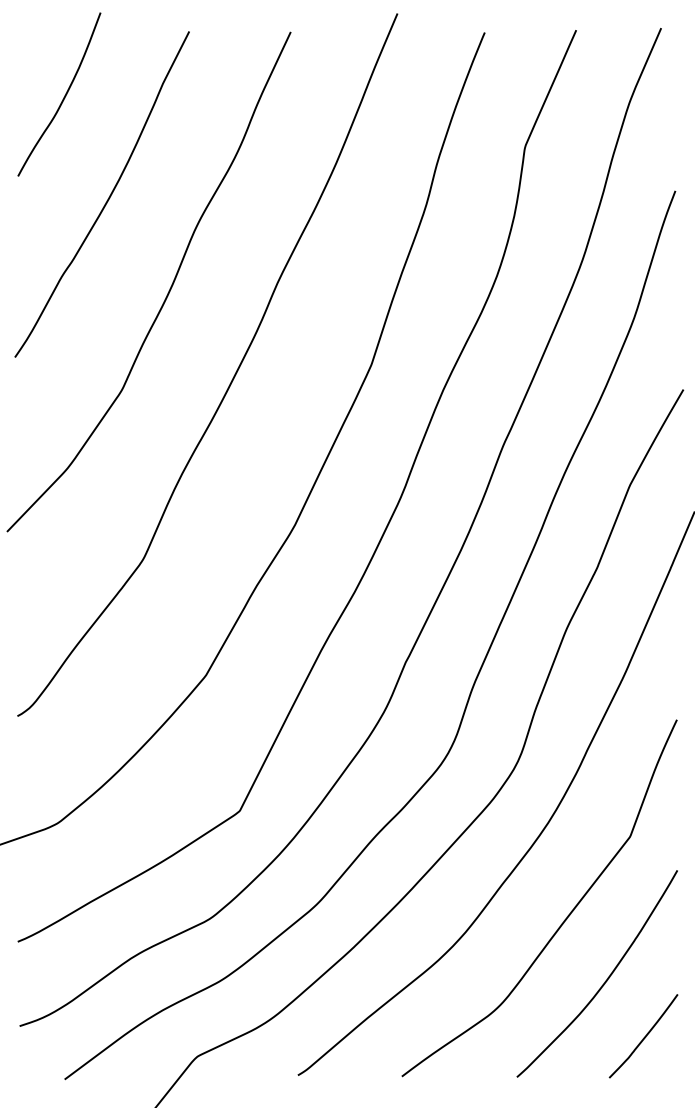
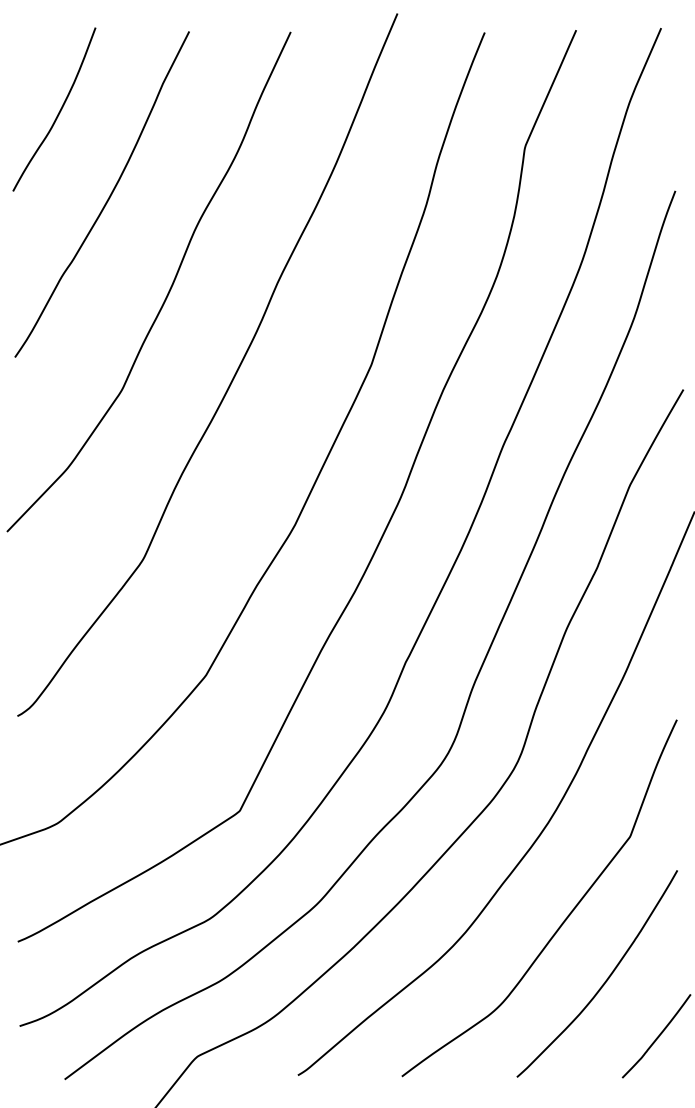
curve position: (63, 97) -> (58, 112) (58, 112)
curve position: (644, 1036) -> (657, 1036) (657, 1036)
